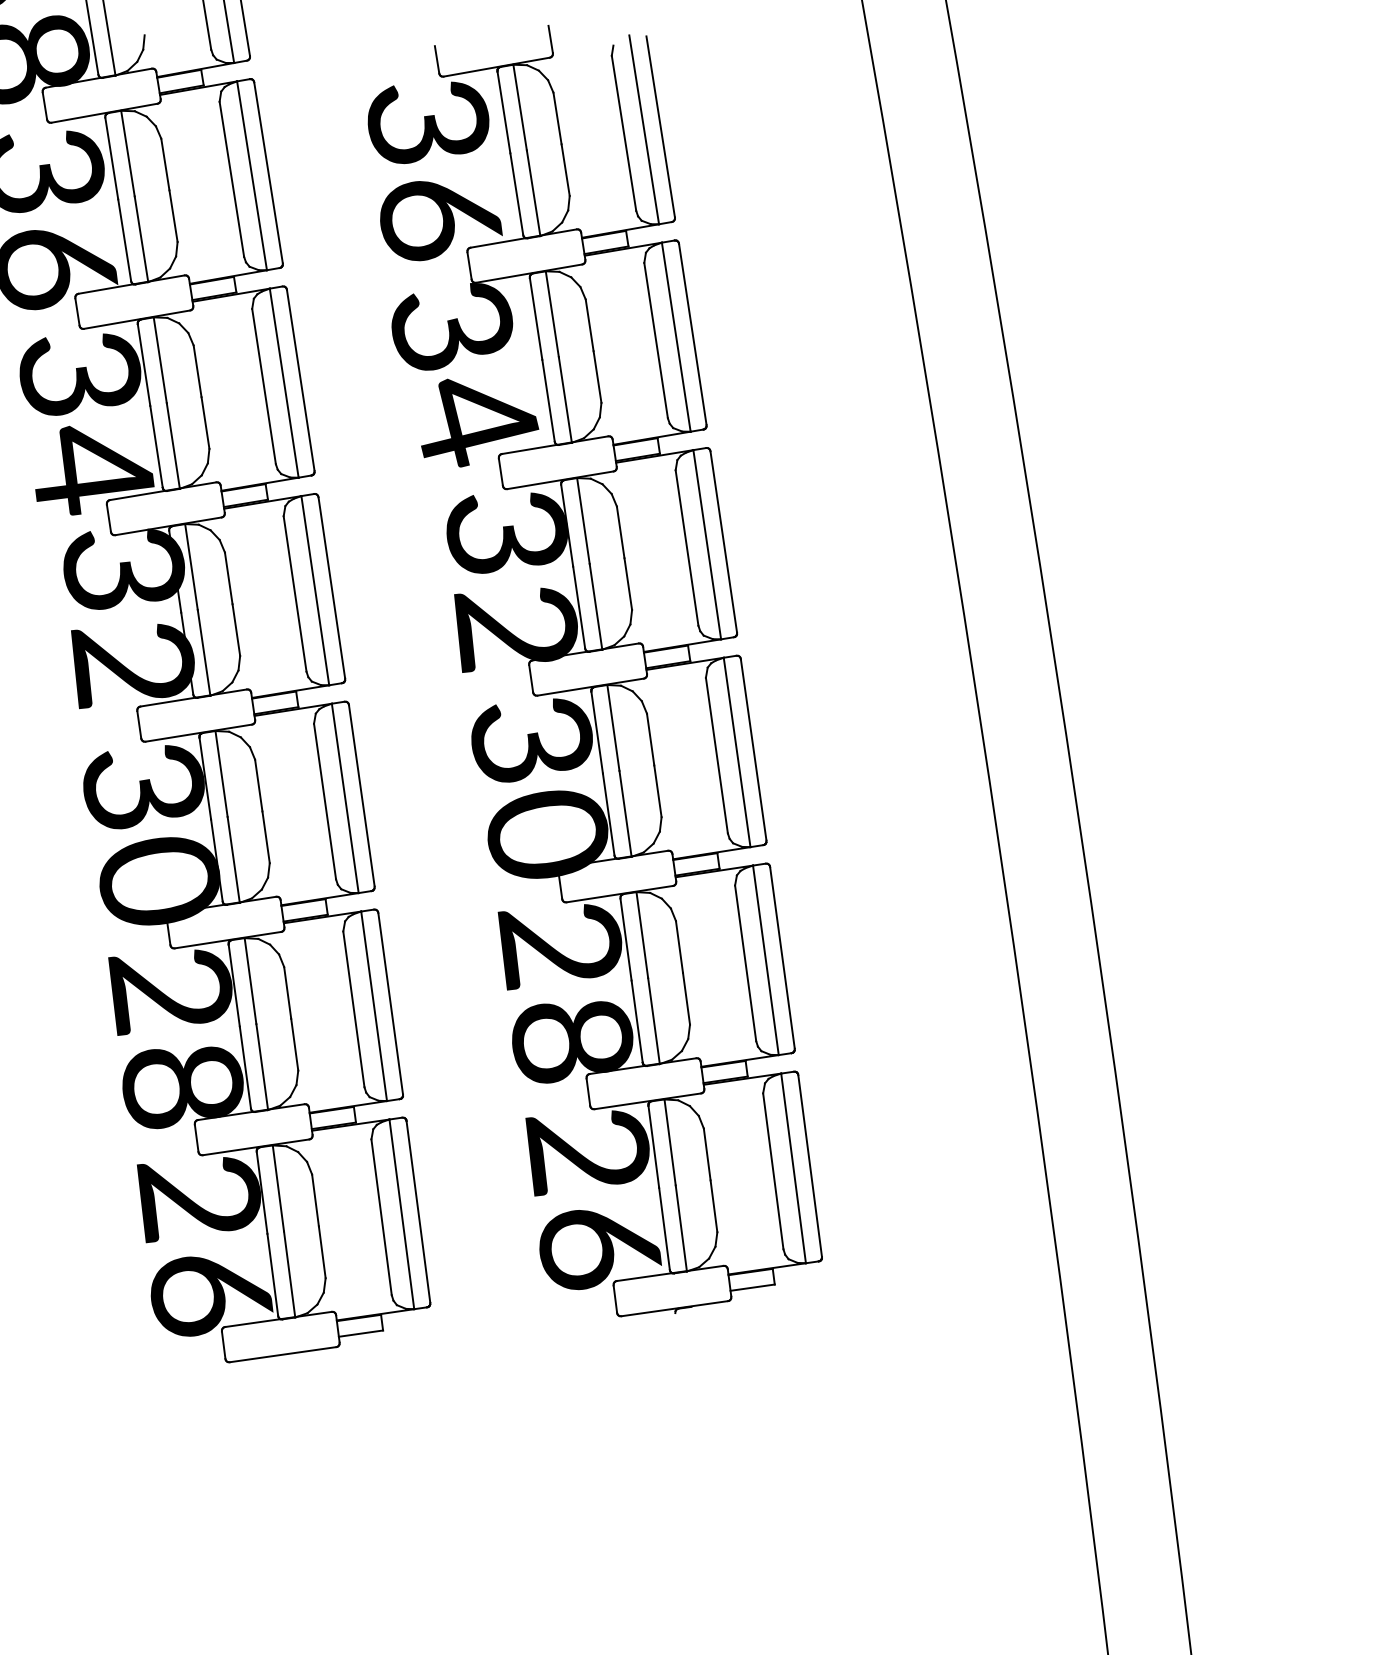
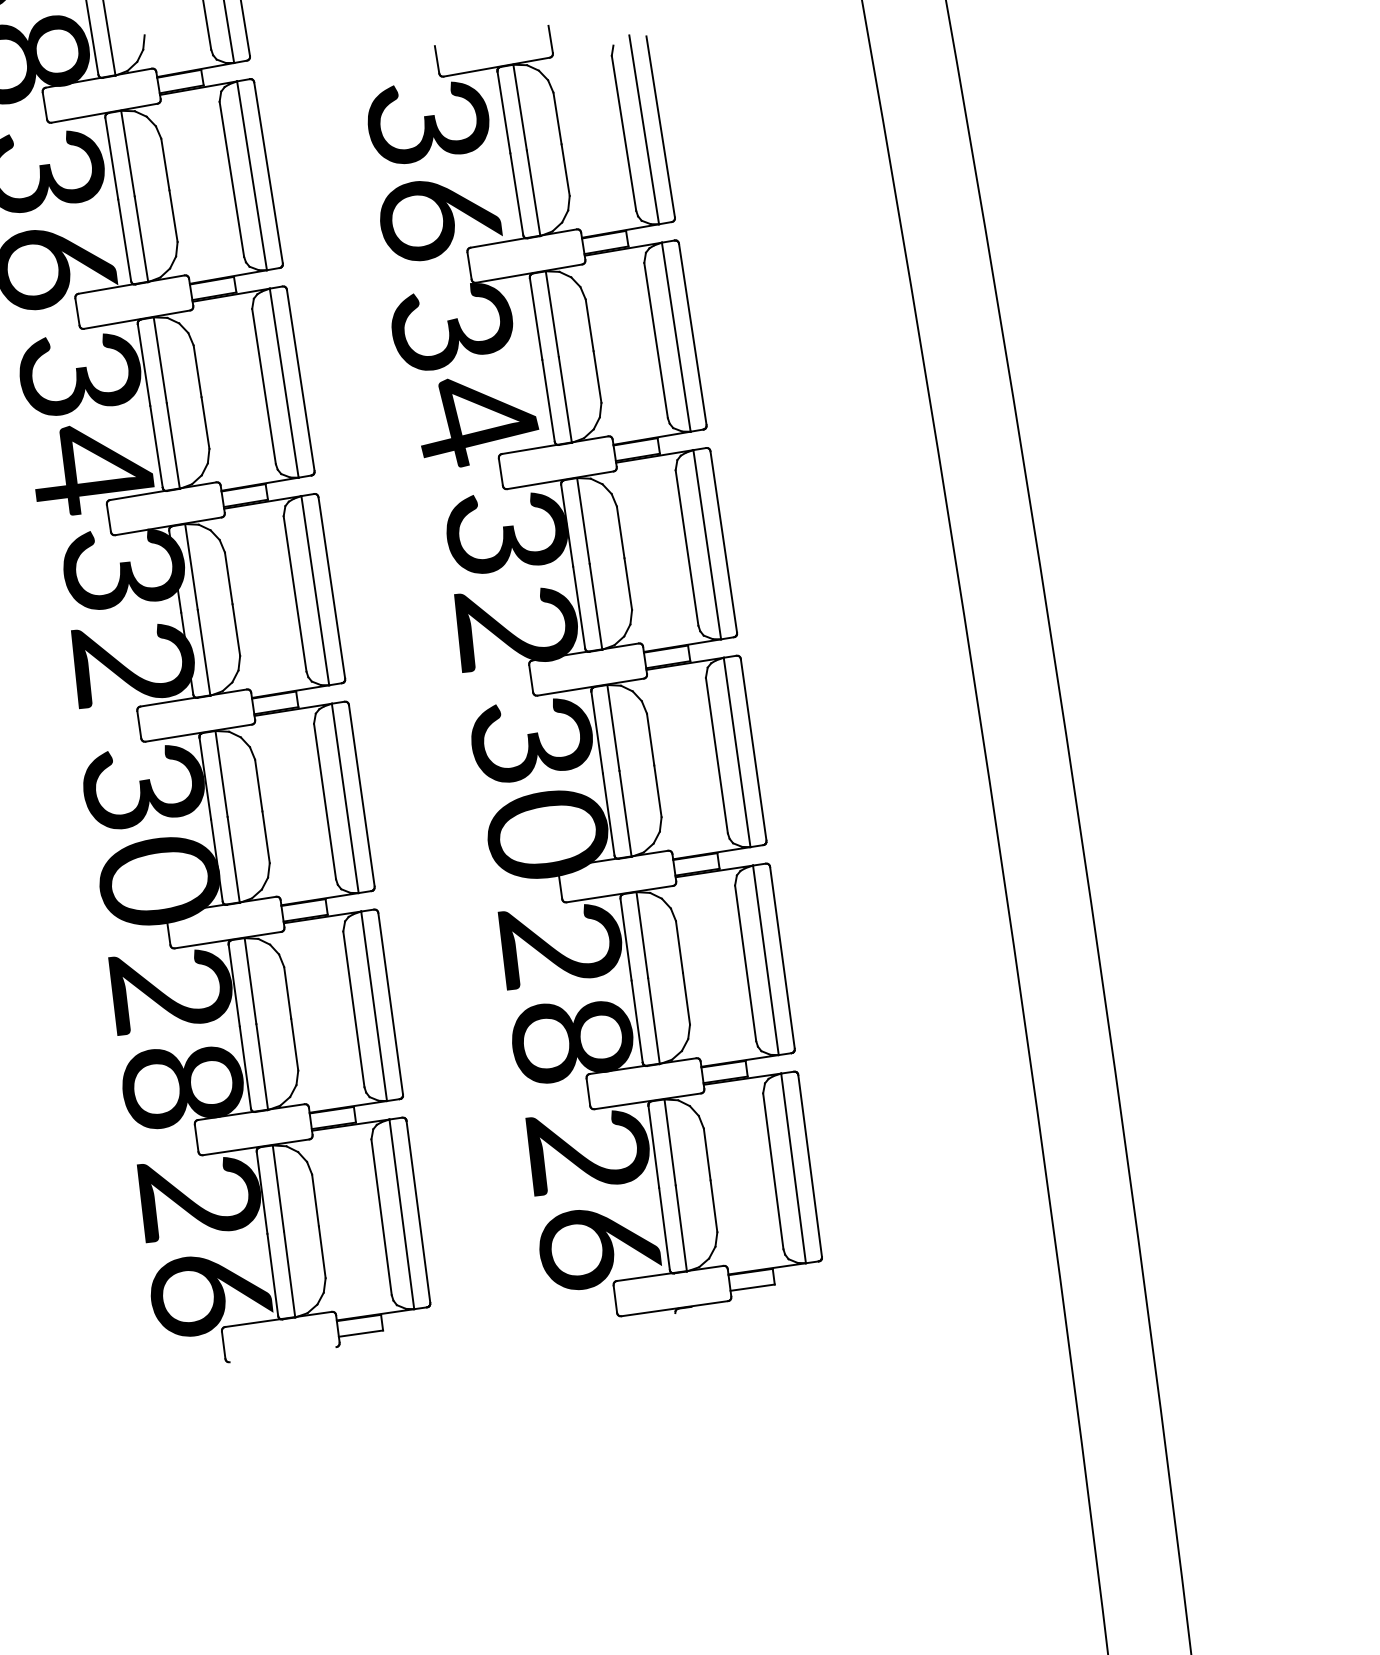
line: present -> none (282, 1354)
